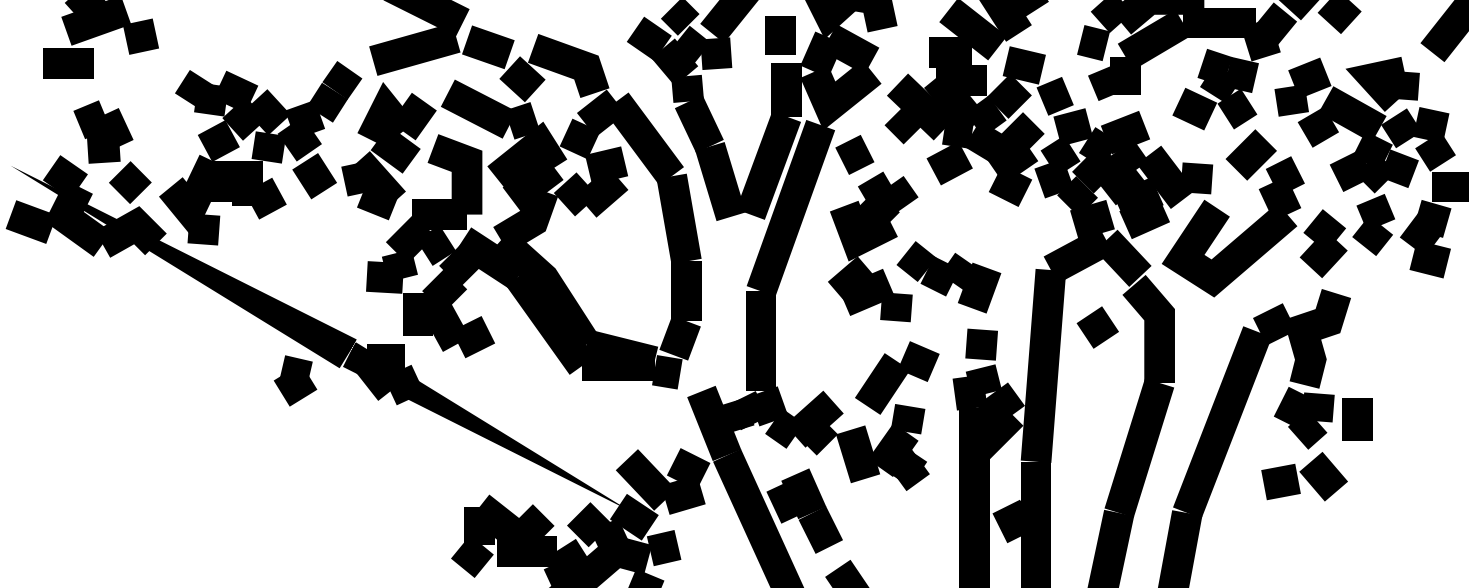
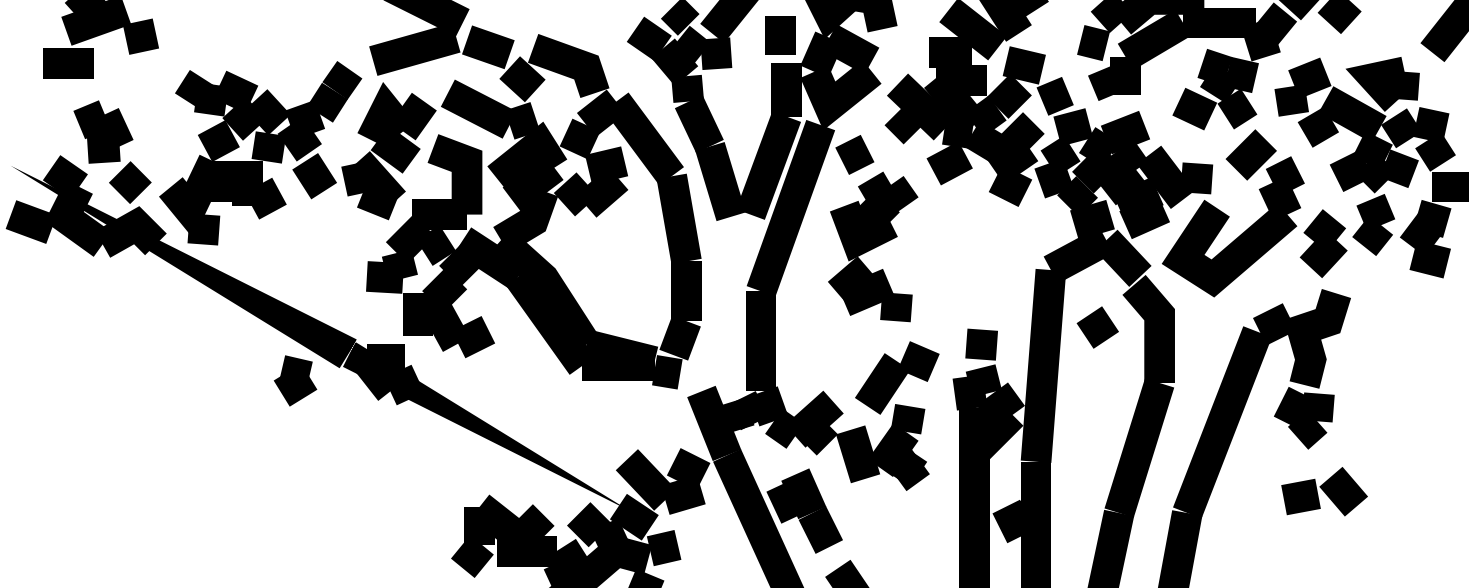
part: present -> none (948, 277)
line: present -> none (1357, 419)
part position: (1304, 476) -> (1324, 491) (1324, 491)
